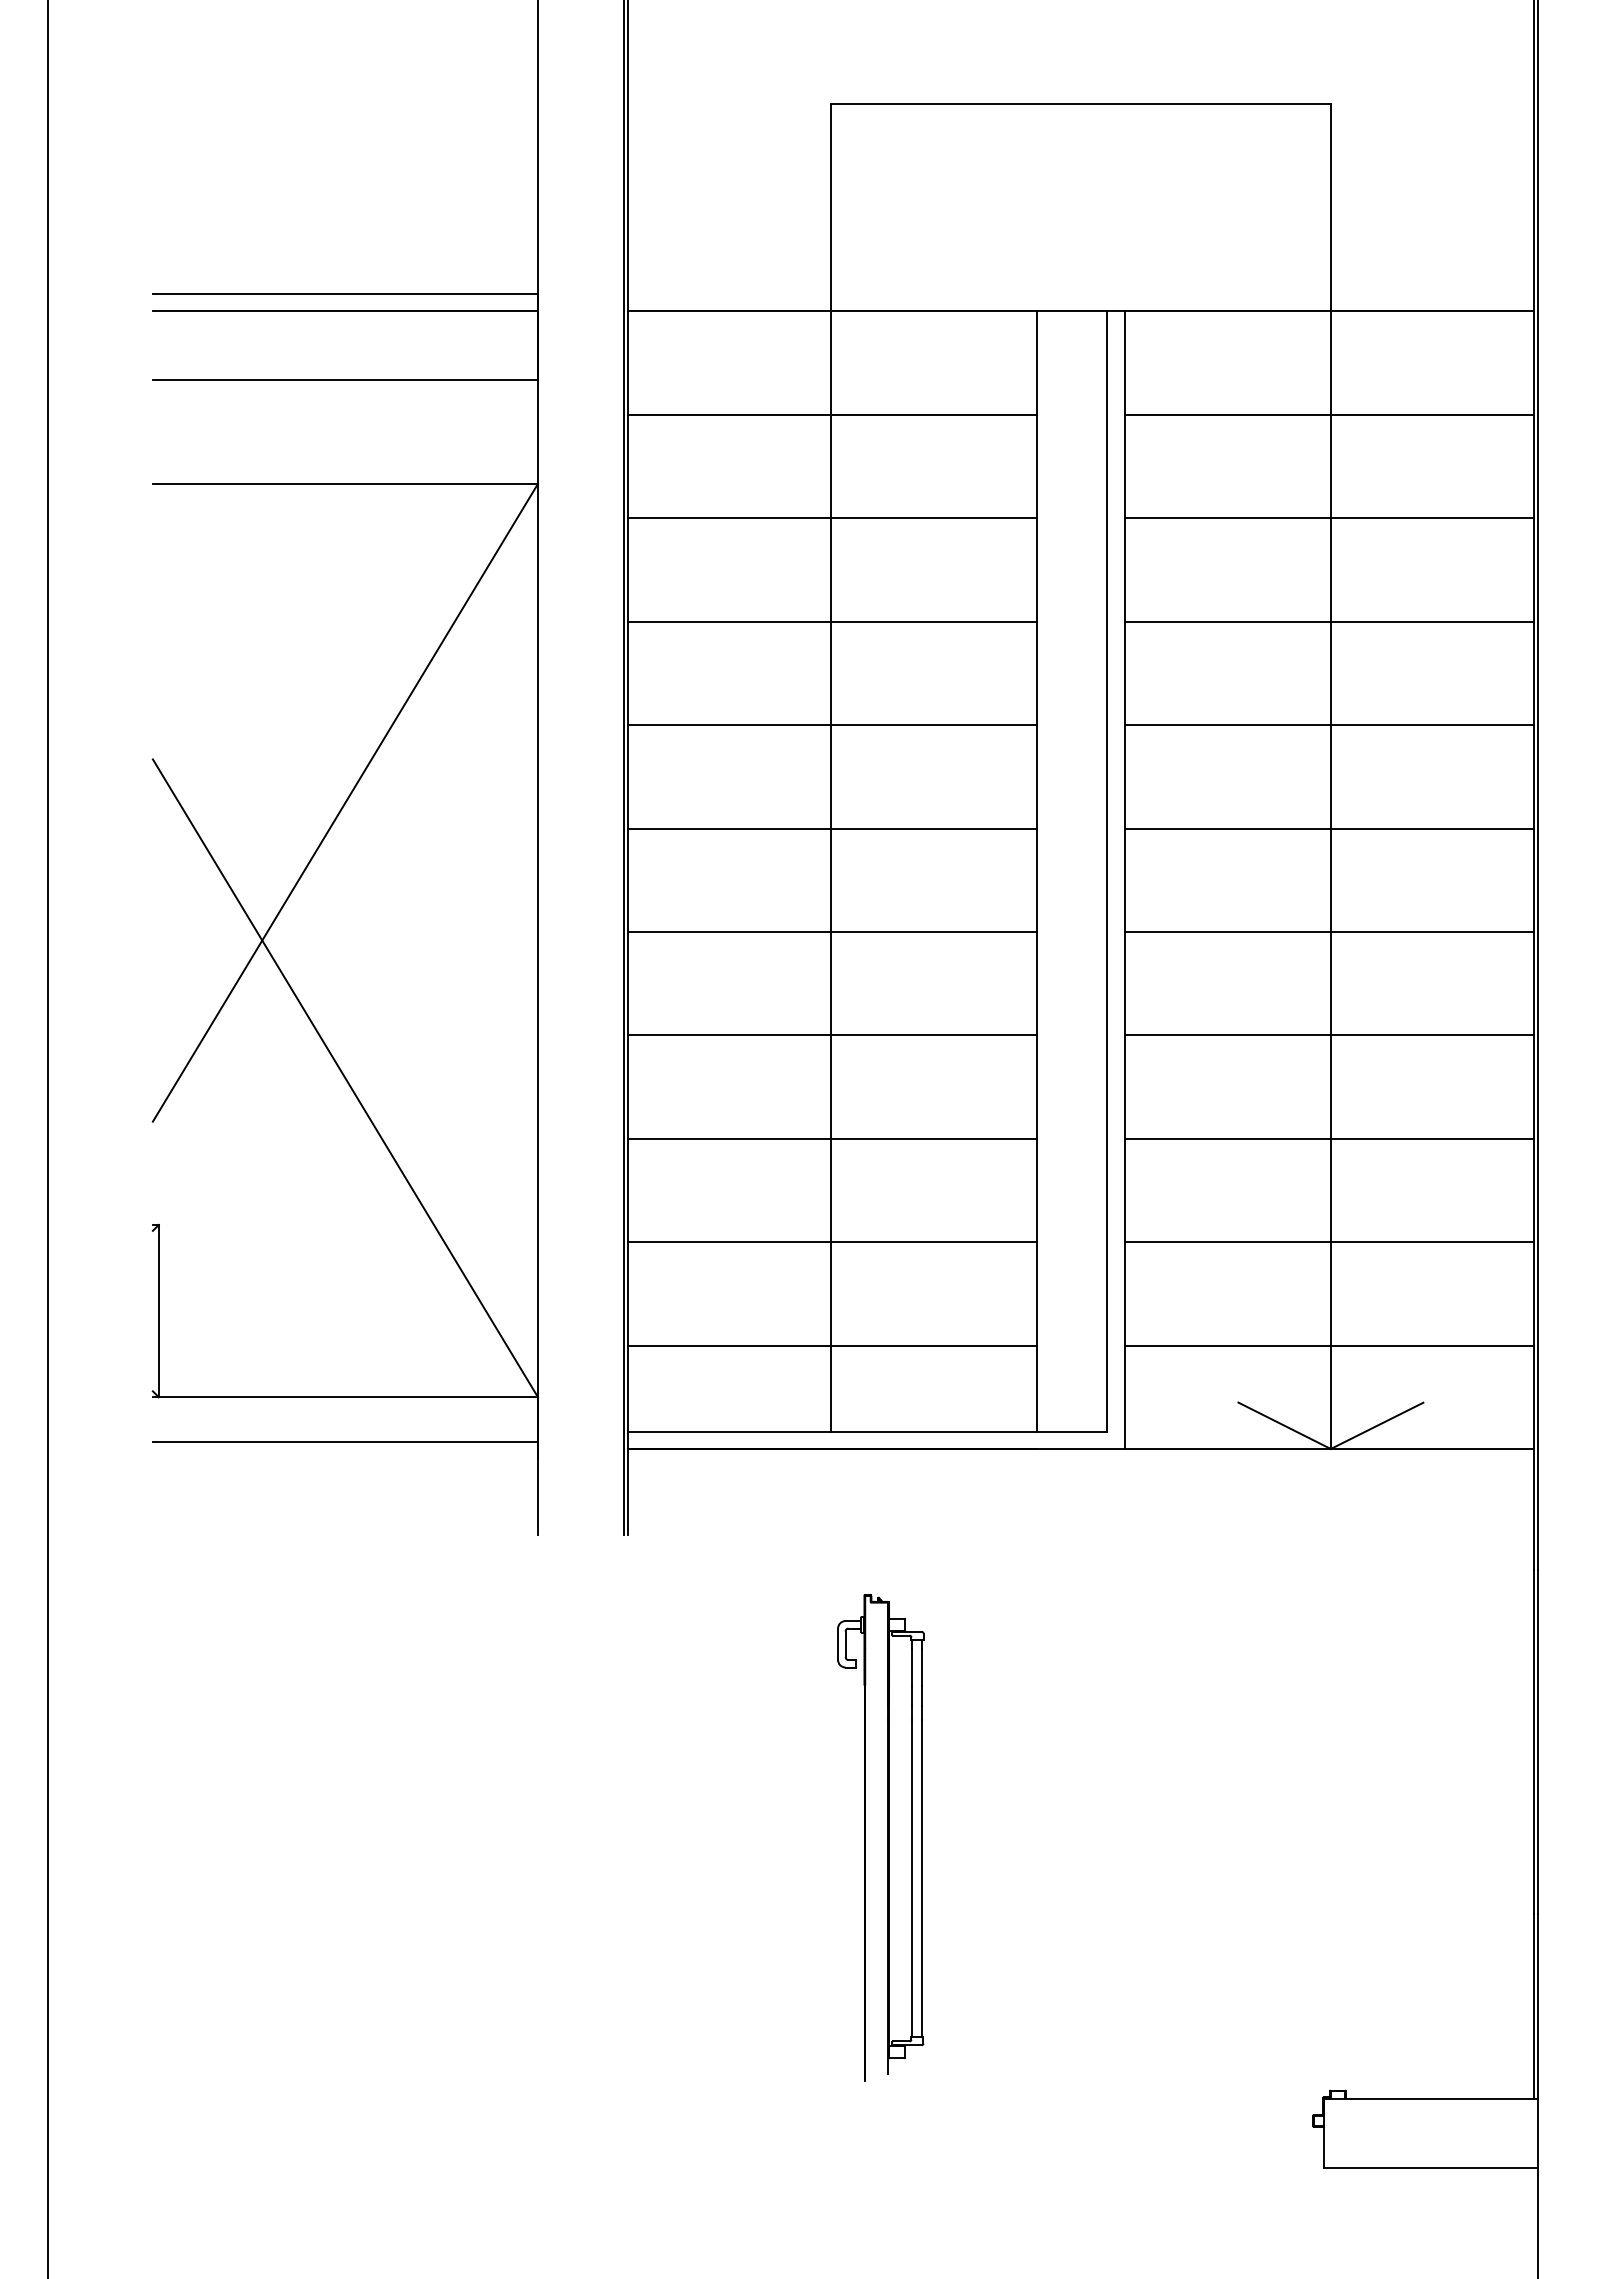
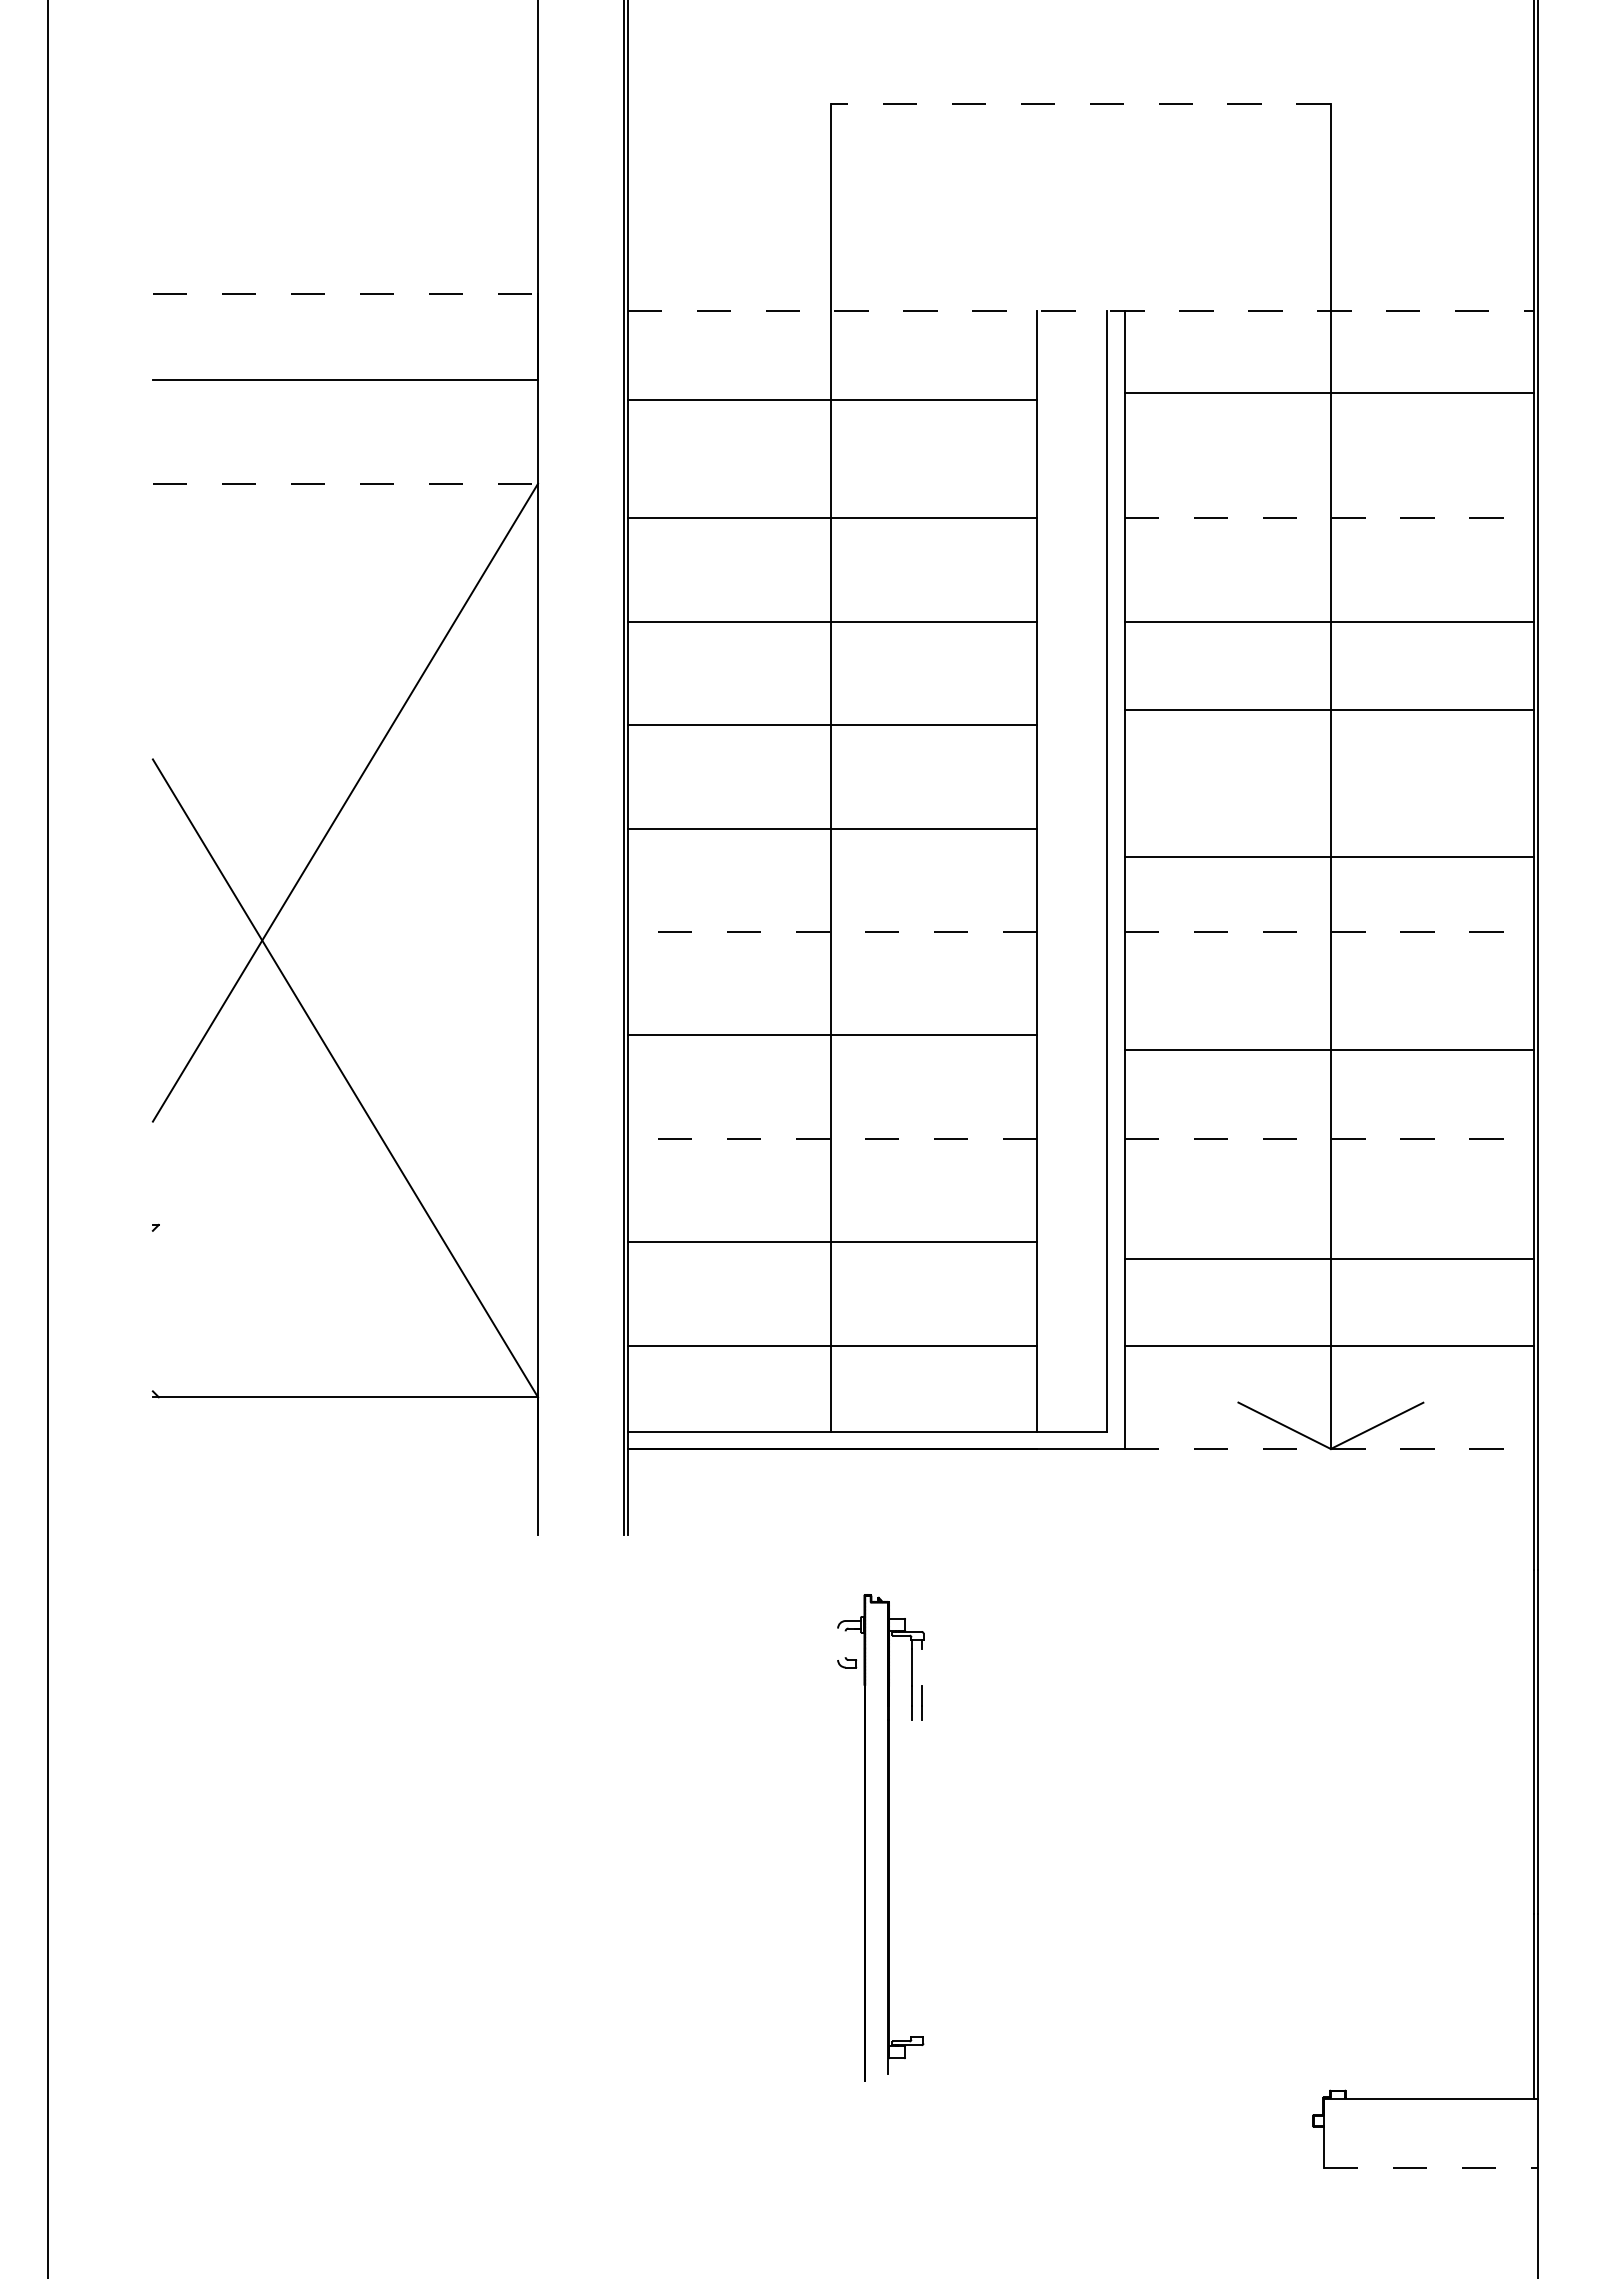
line: solid -> dashed (1080, 104)
line: solid -> dashed (345, 294)
line: present -> none (345, 311)
line: solid -> dashed (1081, 311)
line position: (832, 414) -> (832, 399) (832, 399)
line position: (1329, 414) -> (1329, 392) (1329, 392)
line: solid -> dashed (345, 483)
line: solid -> dashed (1329, 518)
line position: (1329, 725) -> (1329, 710) (1329, 710)
line position: (1329, 828) -> (1329, 856) (1329, 856)
line: solid -> dashed (832, 931)
line: solid -> dashed (1329, 931)
line position: (1329, 1035) -> (1329, 1050) (1329, 1050)
line: solid -> dashed (832, 1138)
line: solid -> dashed (1329, 1138)
line position: (1329, 1242) -> (1329, 1259) (1329, 1259)
line: present -> none (158, 1310)
line: present -> none (345, 1442)
line: solid -> dashed (1329, 1449)
line: present -> none (838, 1643)
line: present -> none (845, 1644)
line: present -> none (922, 1666)
line: present -> none (912, 1878)
line: present -> none (922, 1878)
line: solid -> dashed (1430, 2167)
